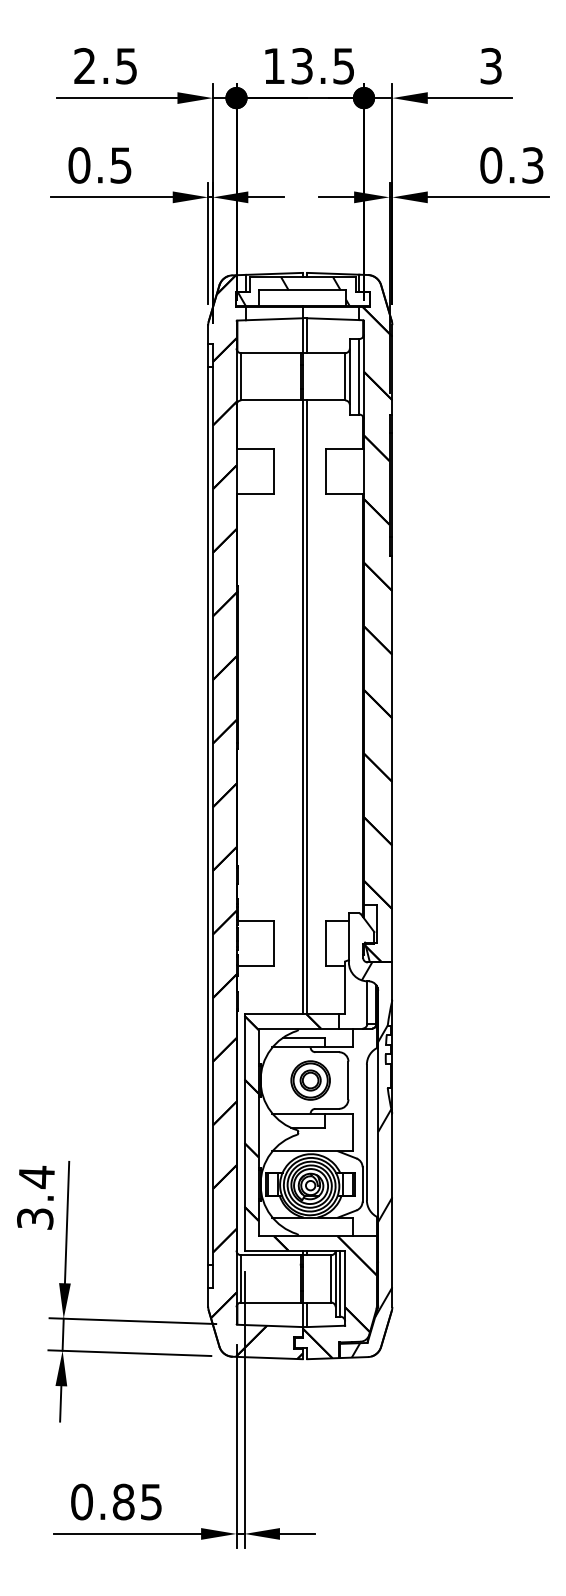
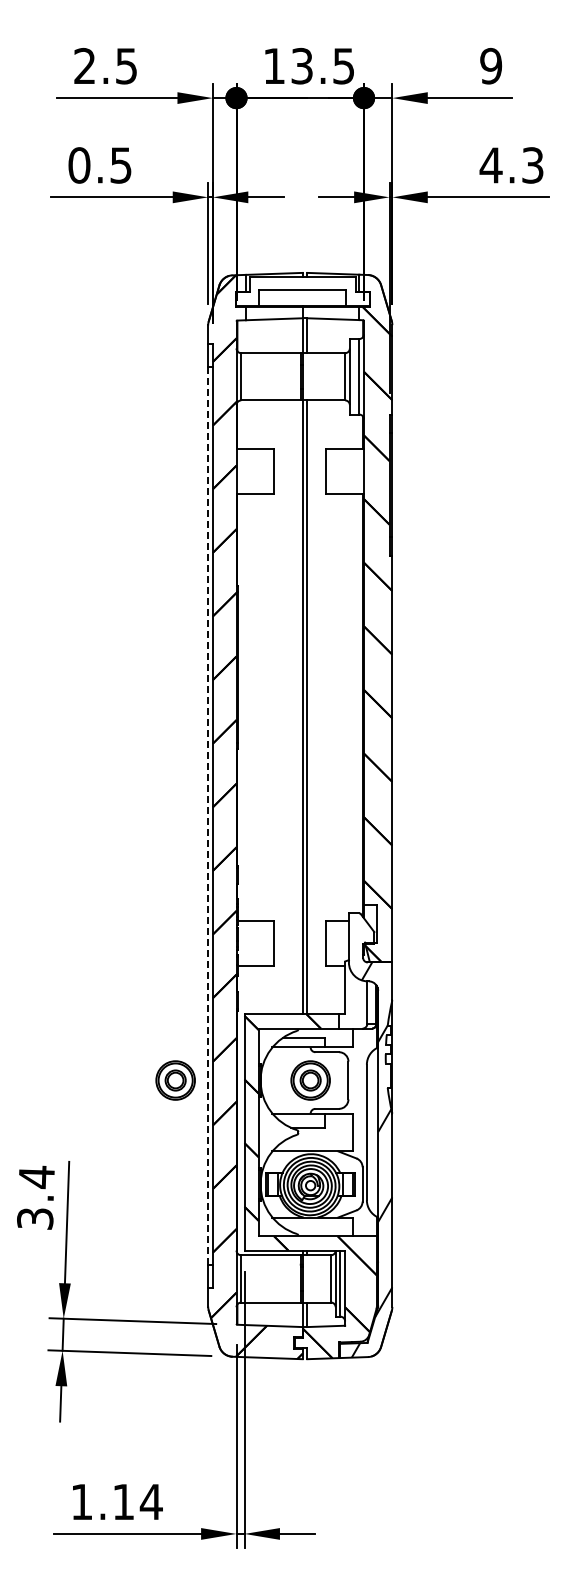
text: 3 -> 9 (491, 66)
text: 0.3 -> 4.3 (490, 165)
hatch: present -> none (293, 291)
line: solid -> dashed (208, 816)
part: none -> present (175, 1080)
text: 0.85 -> 1.14 (116, 1501)
